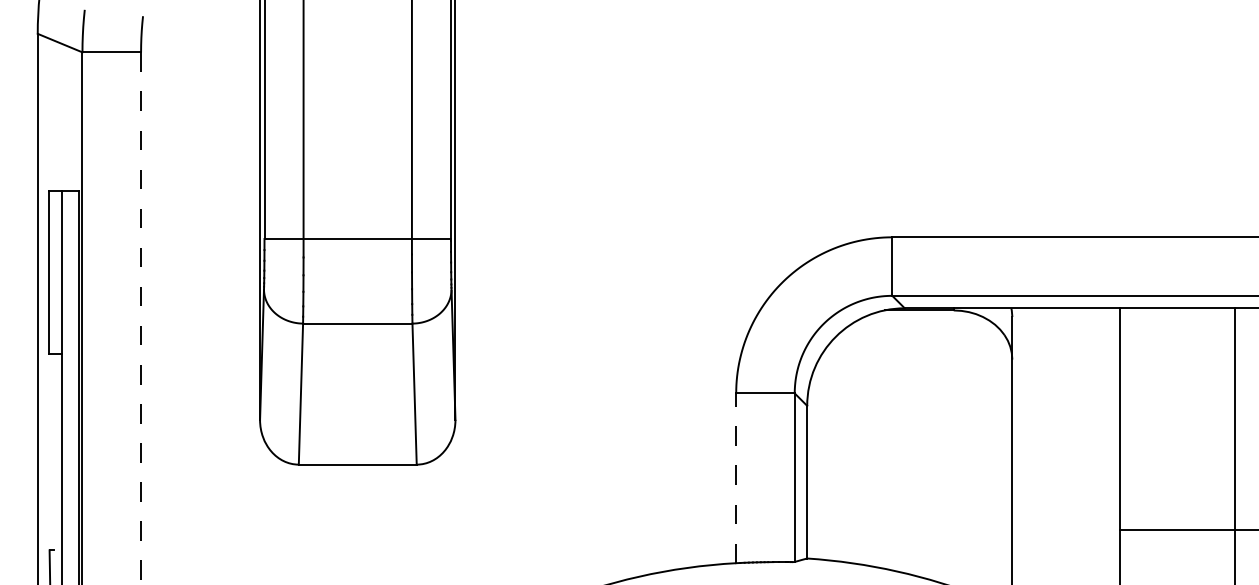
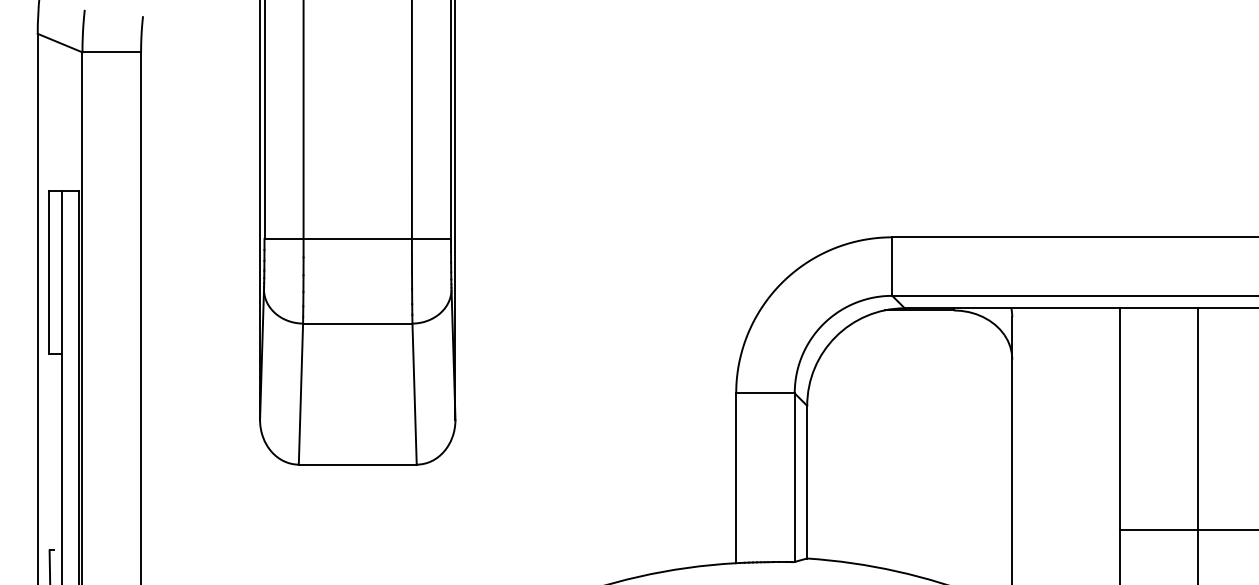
line: dashed -> solid (141, 319)
line position: (1235, 444) -> (1198, 444) (1198, 444)
line: dashed -> solid (736, 478)
